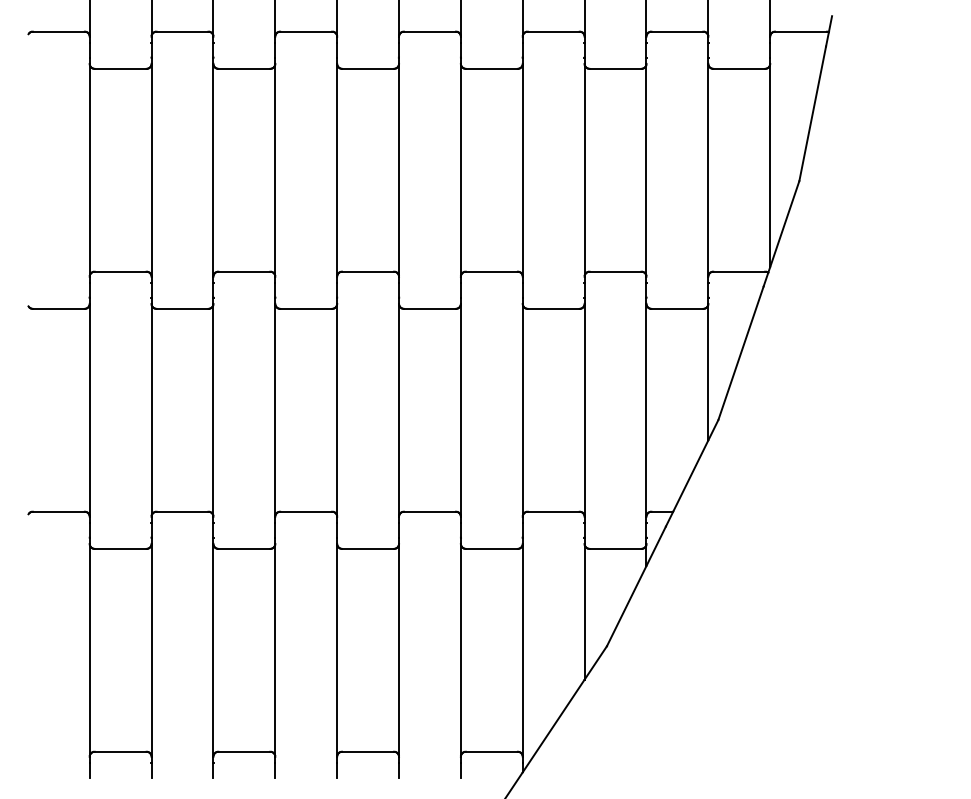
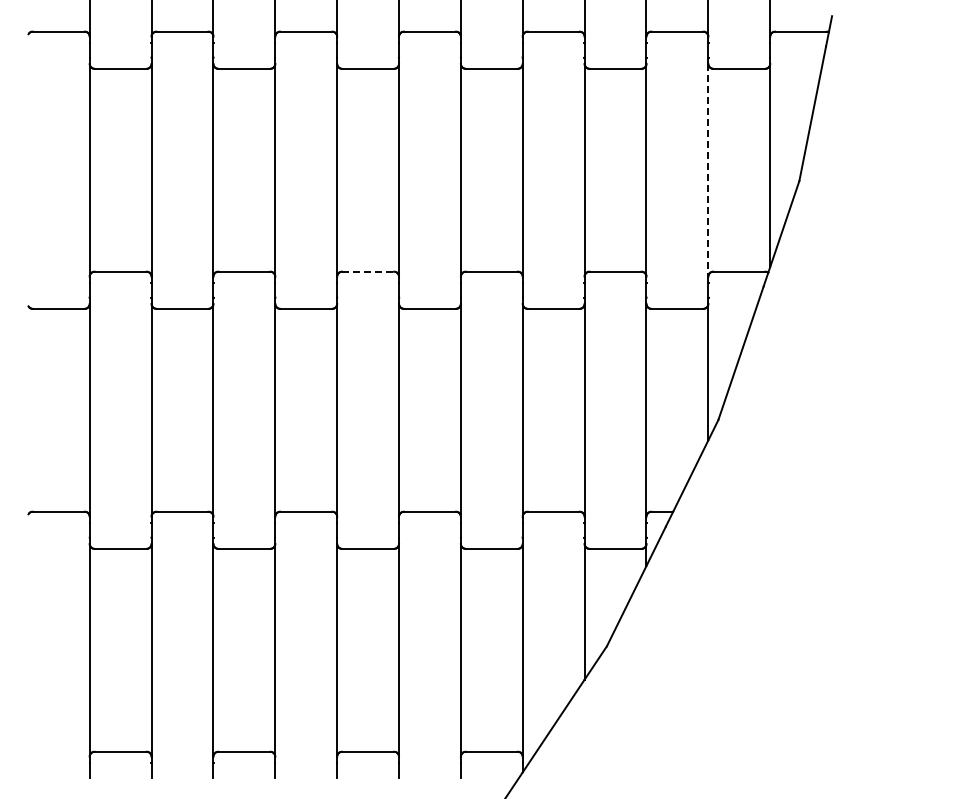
line: solid -> dashed (708, 170)
line: solid -> dashed (368, 271)
